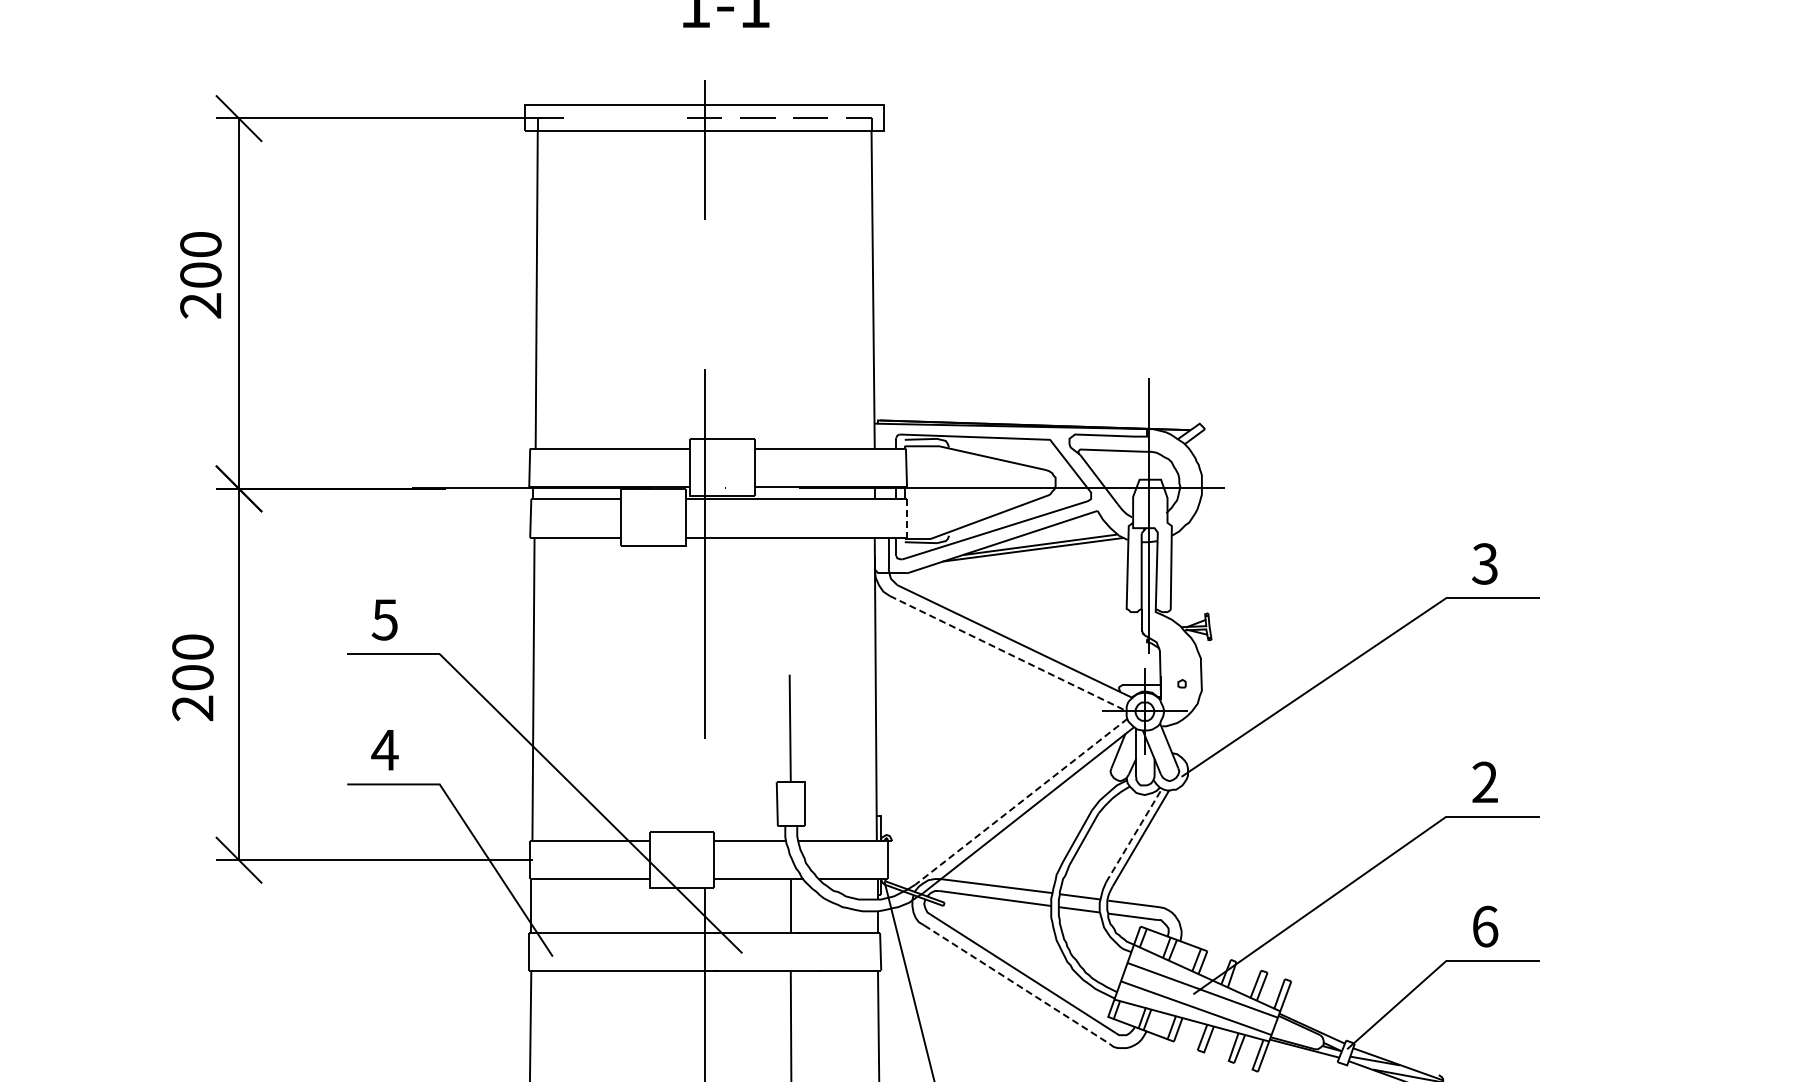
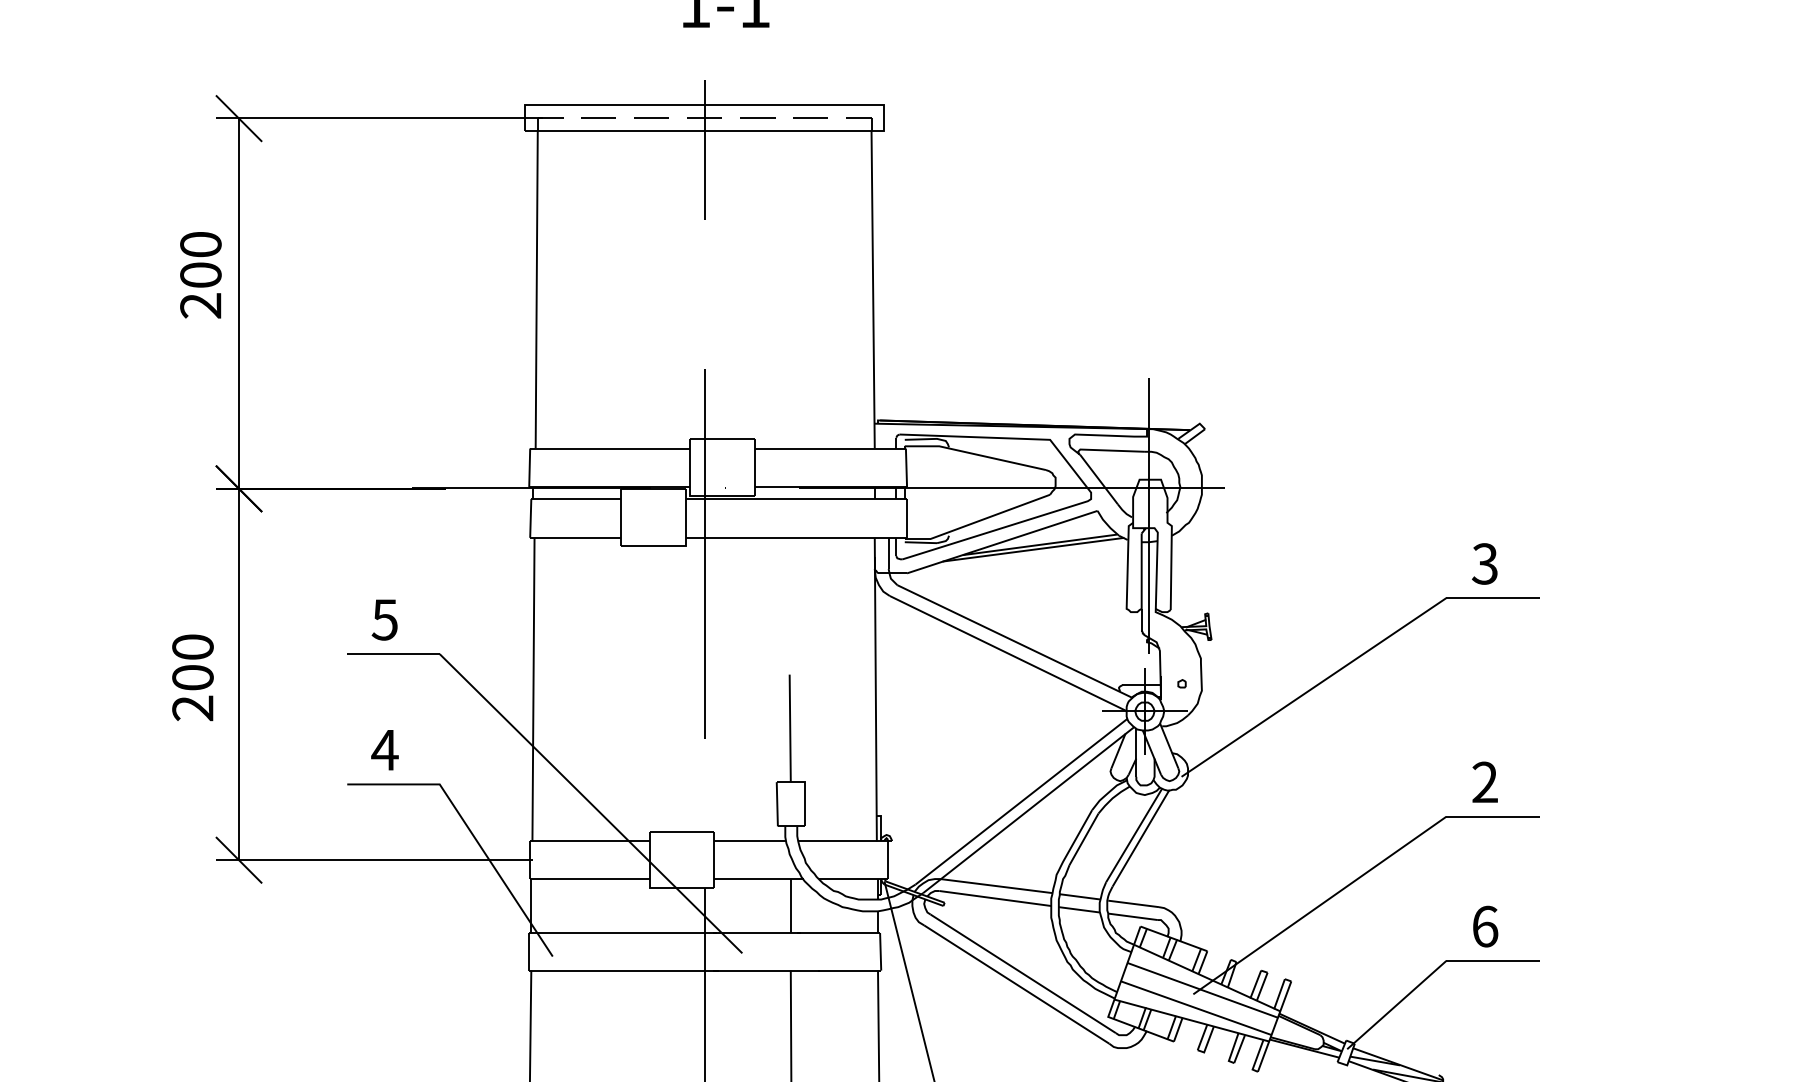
line: none -> present (598, 117)
line: none -> present (651, 117)
line: dashed -> solid (907, 518)
line: dashed -> solid (1008, 653)
line: dashed -> solid (1021, 801)
line: dashed -> solid (1134, 835)
line: dashed -> solid (1016, 984)
